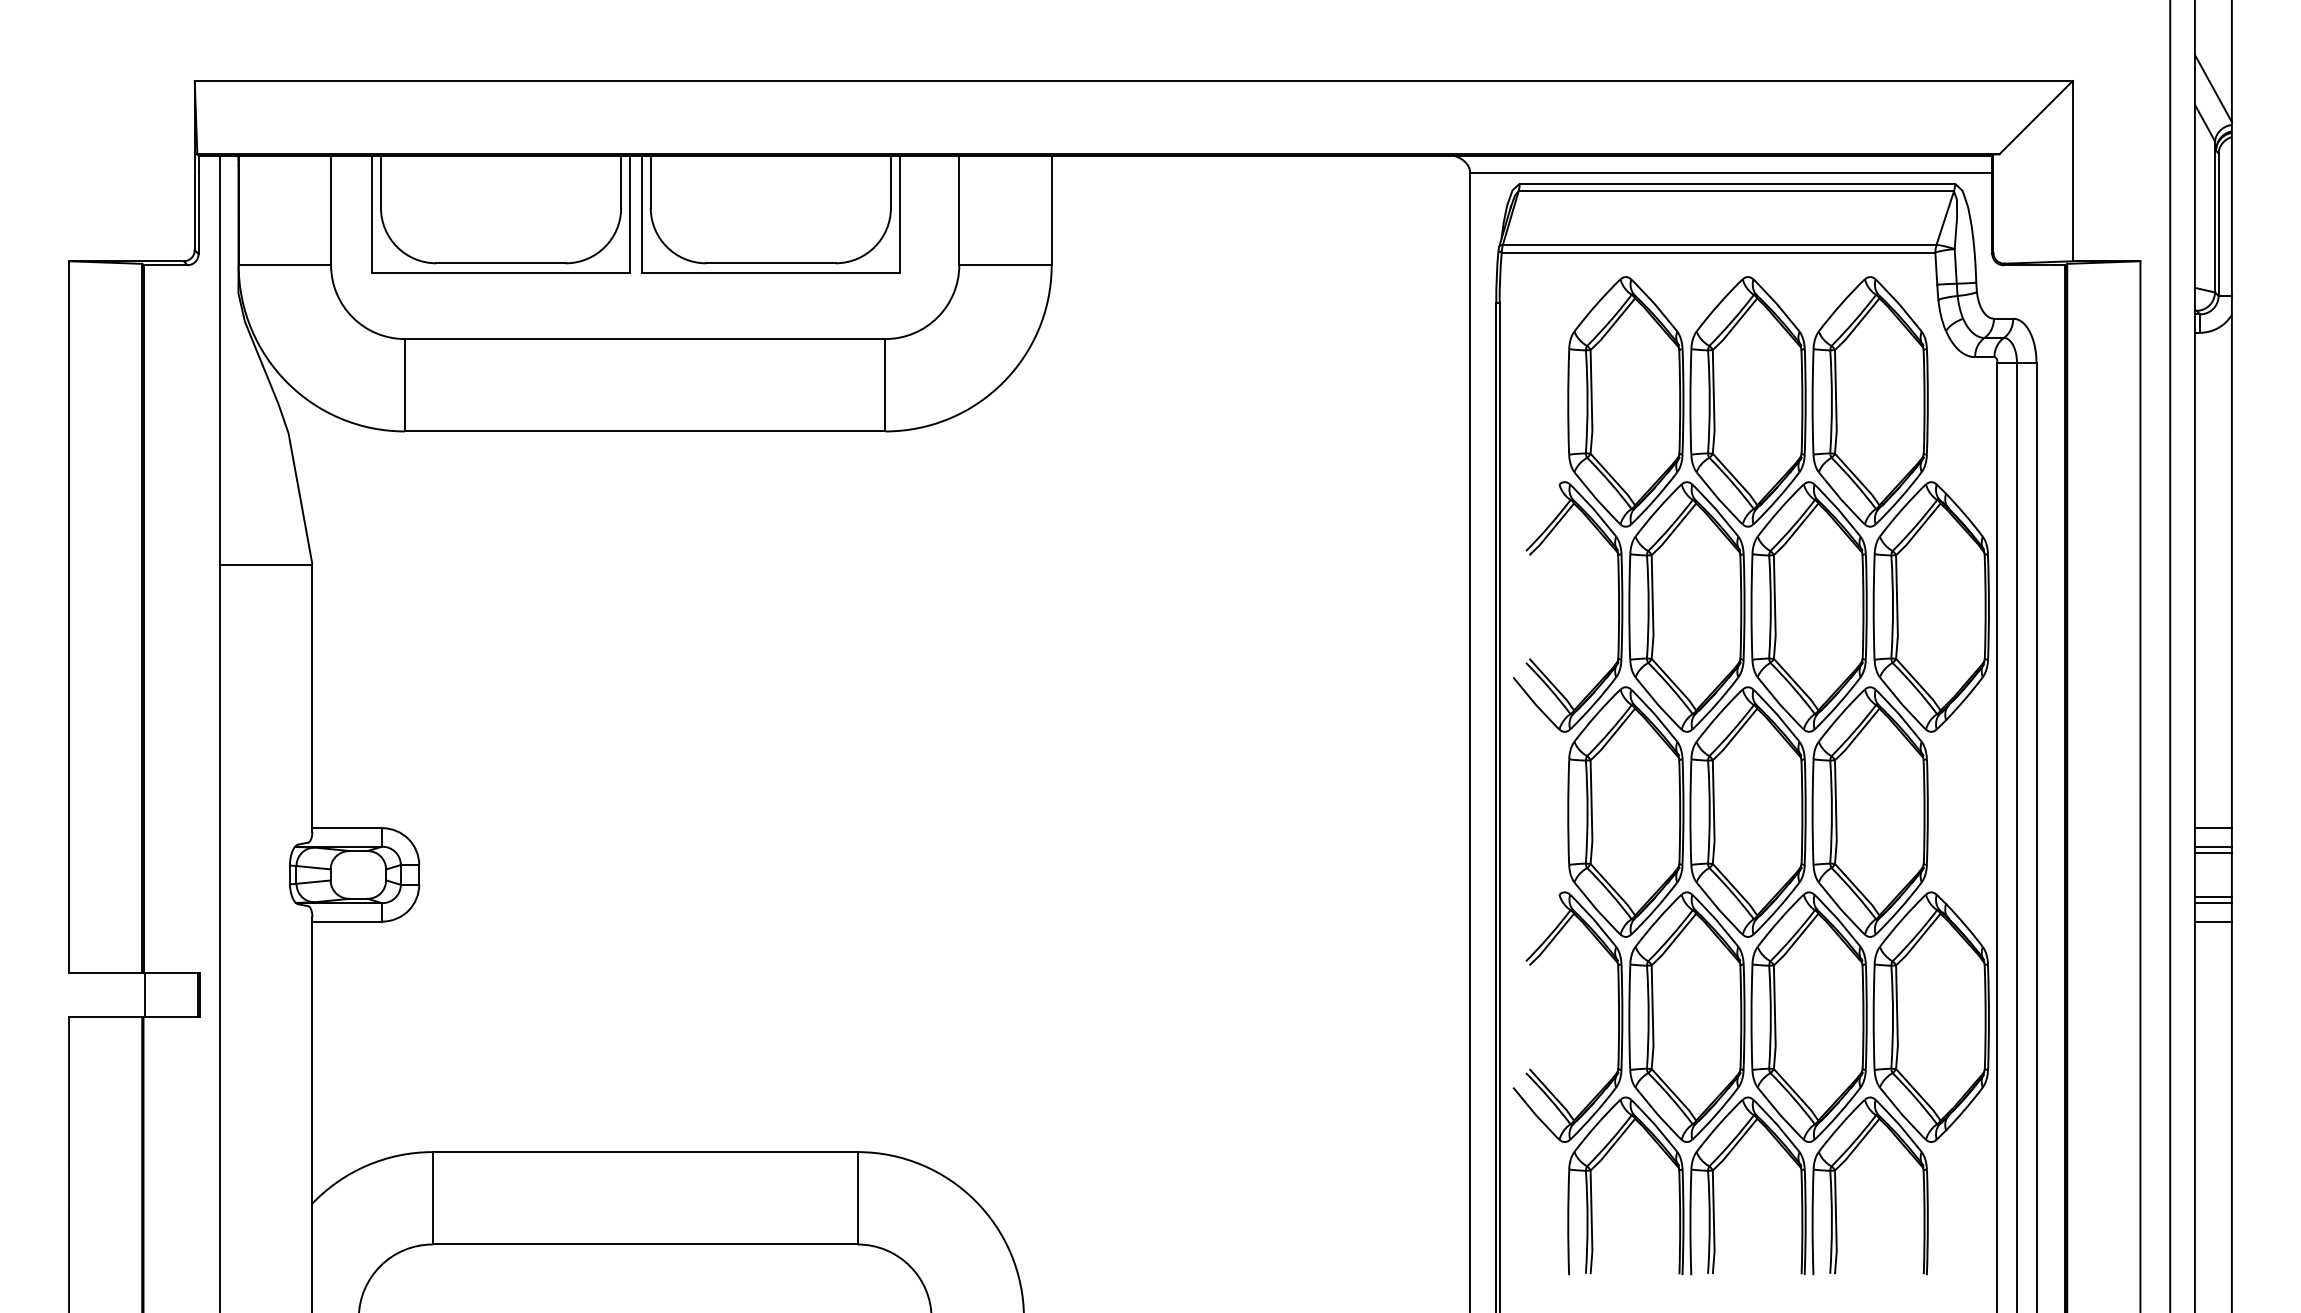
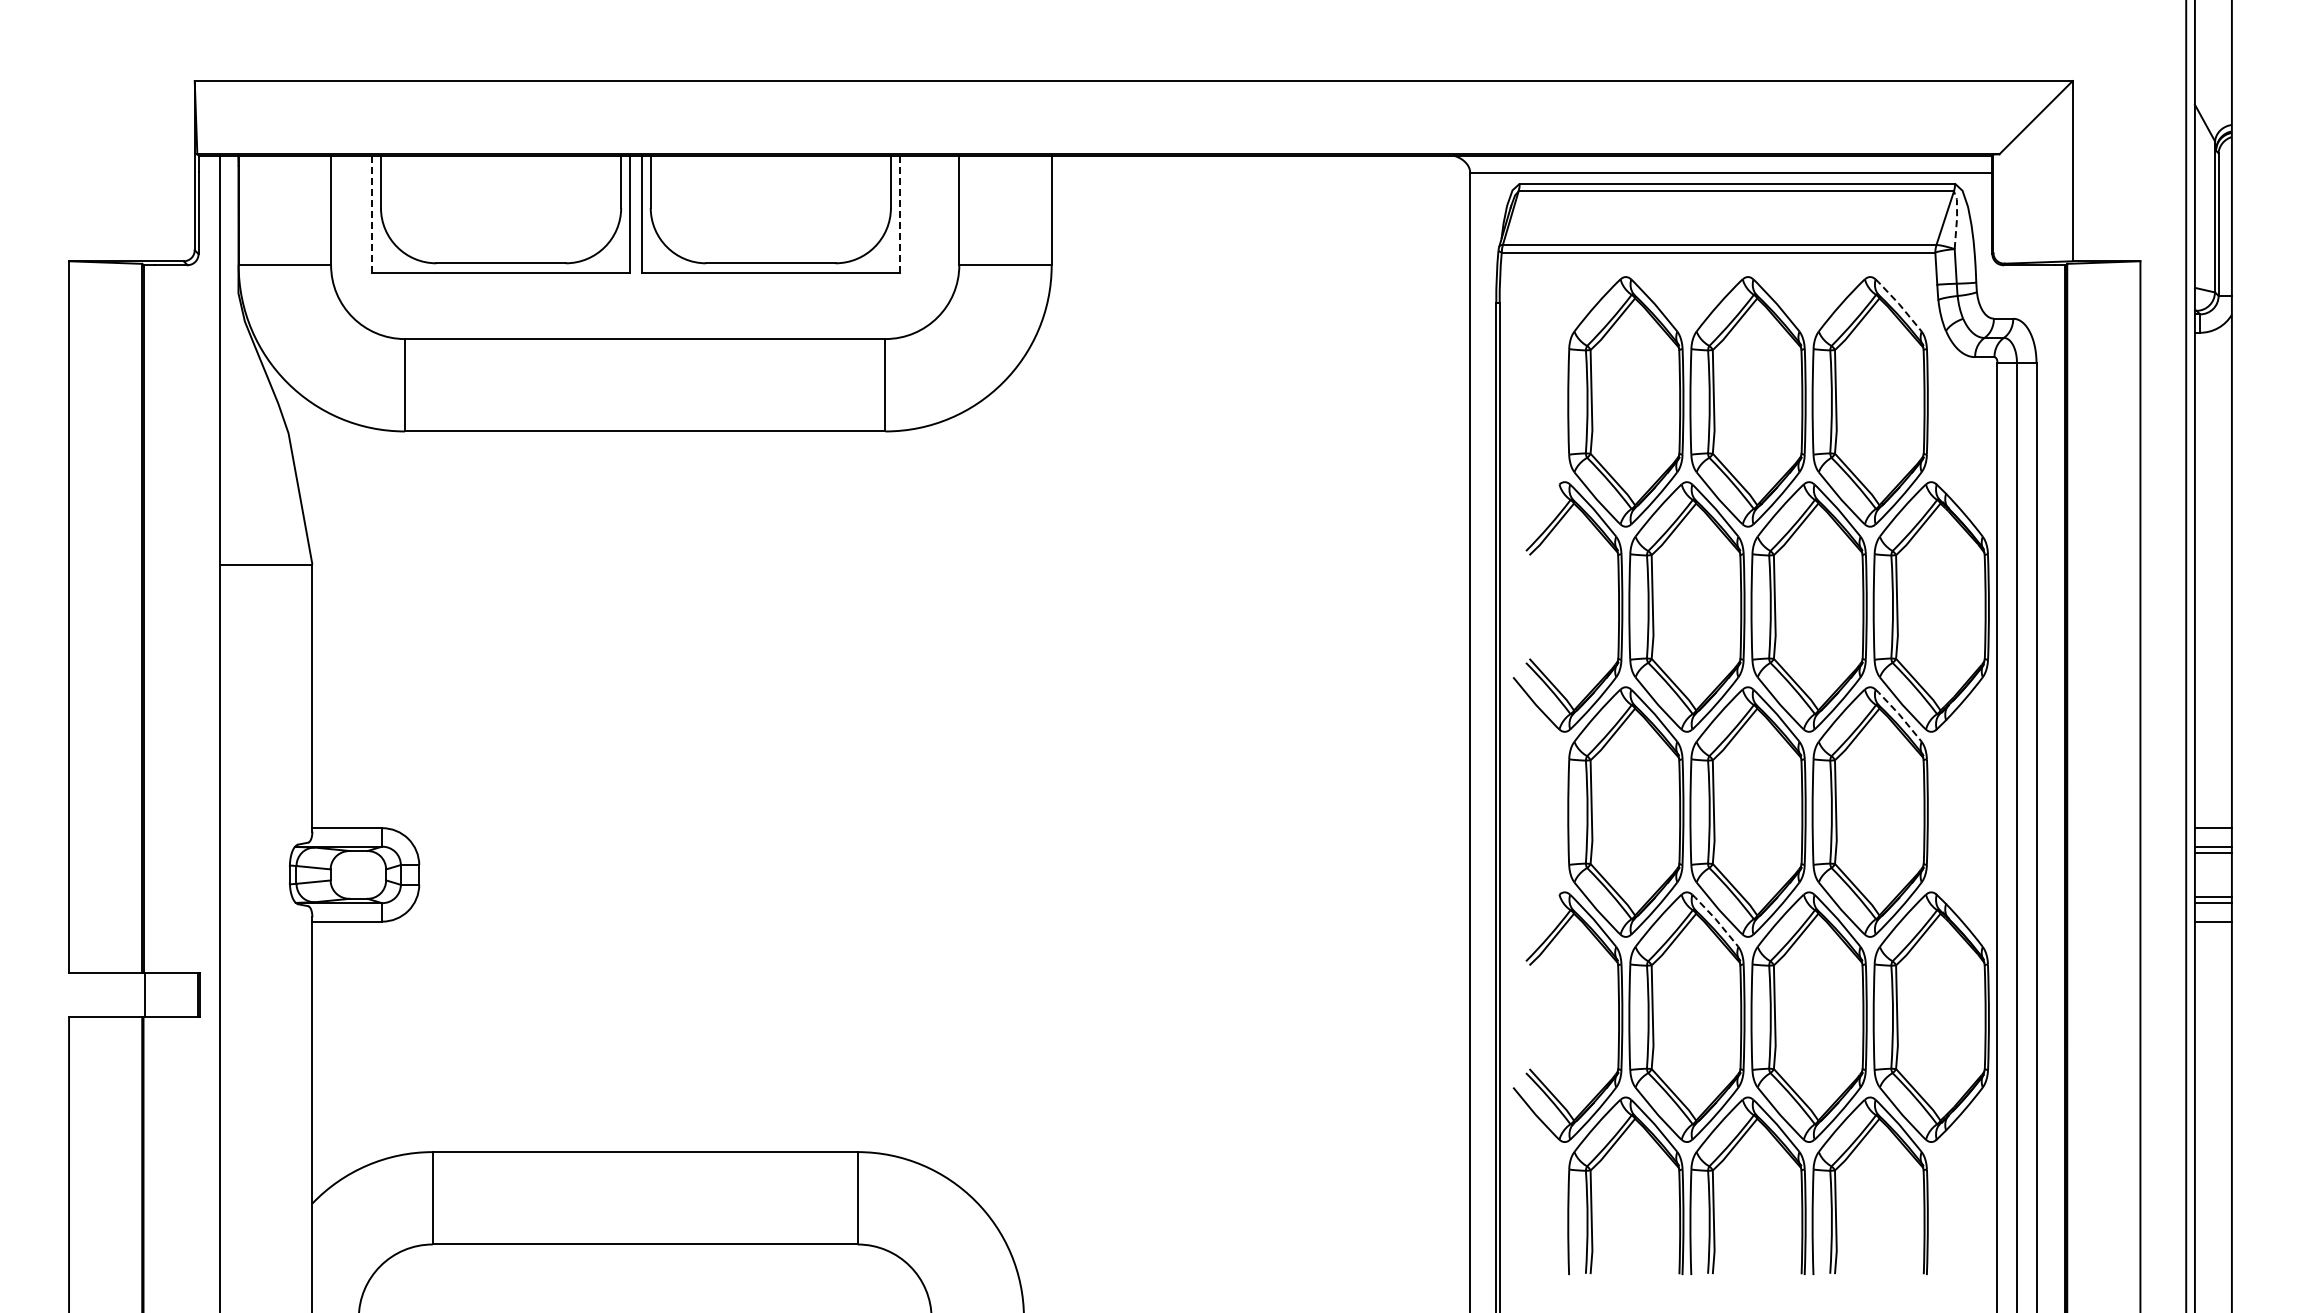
line: present -> none (2212, 88)
line: solid -> dashed (371, 214)
line: solid -> dashed (900, 214)
line: solid -> dashed (1957, 218)
line: solid -> dashed (1899, 304)
line position: (2170, 655) -> (2186, 655) (2186, 655)
line: solid -> dashed (1899, 714)
line: solid -> dashed (1715, 919)
